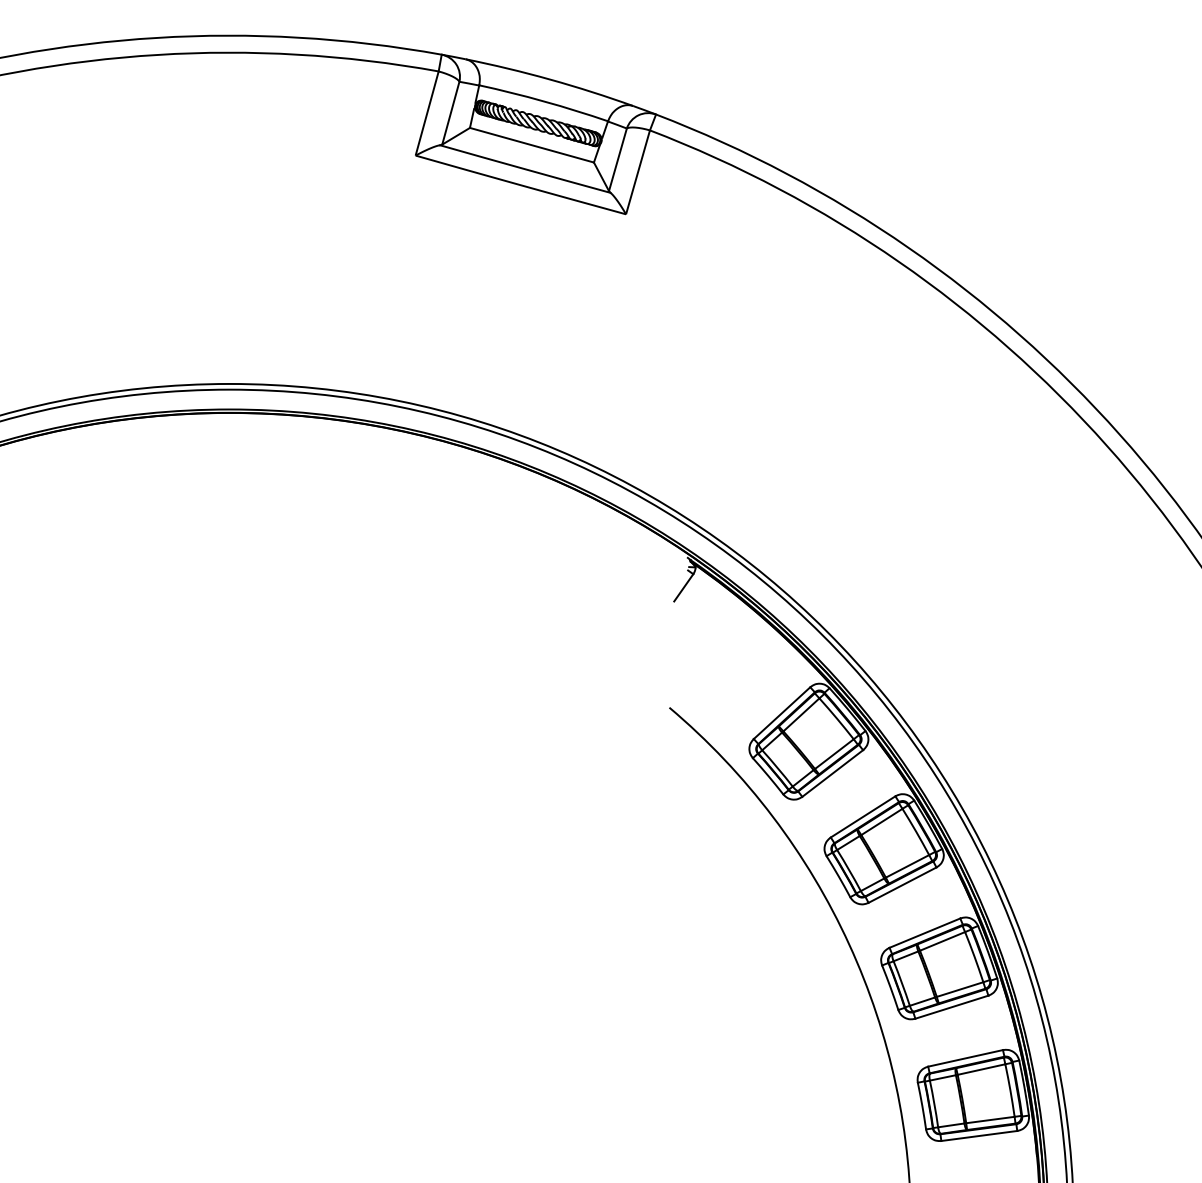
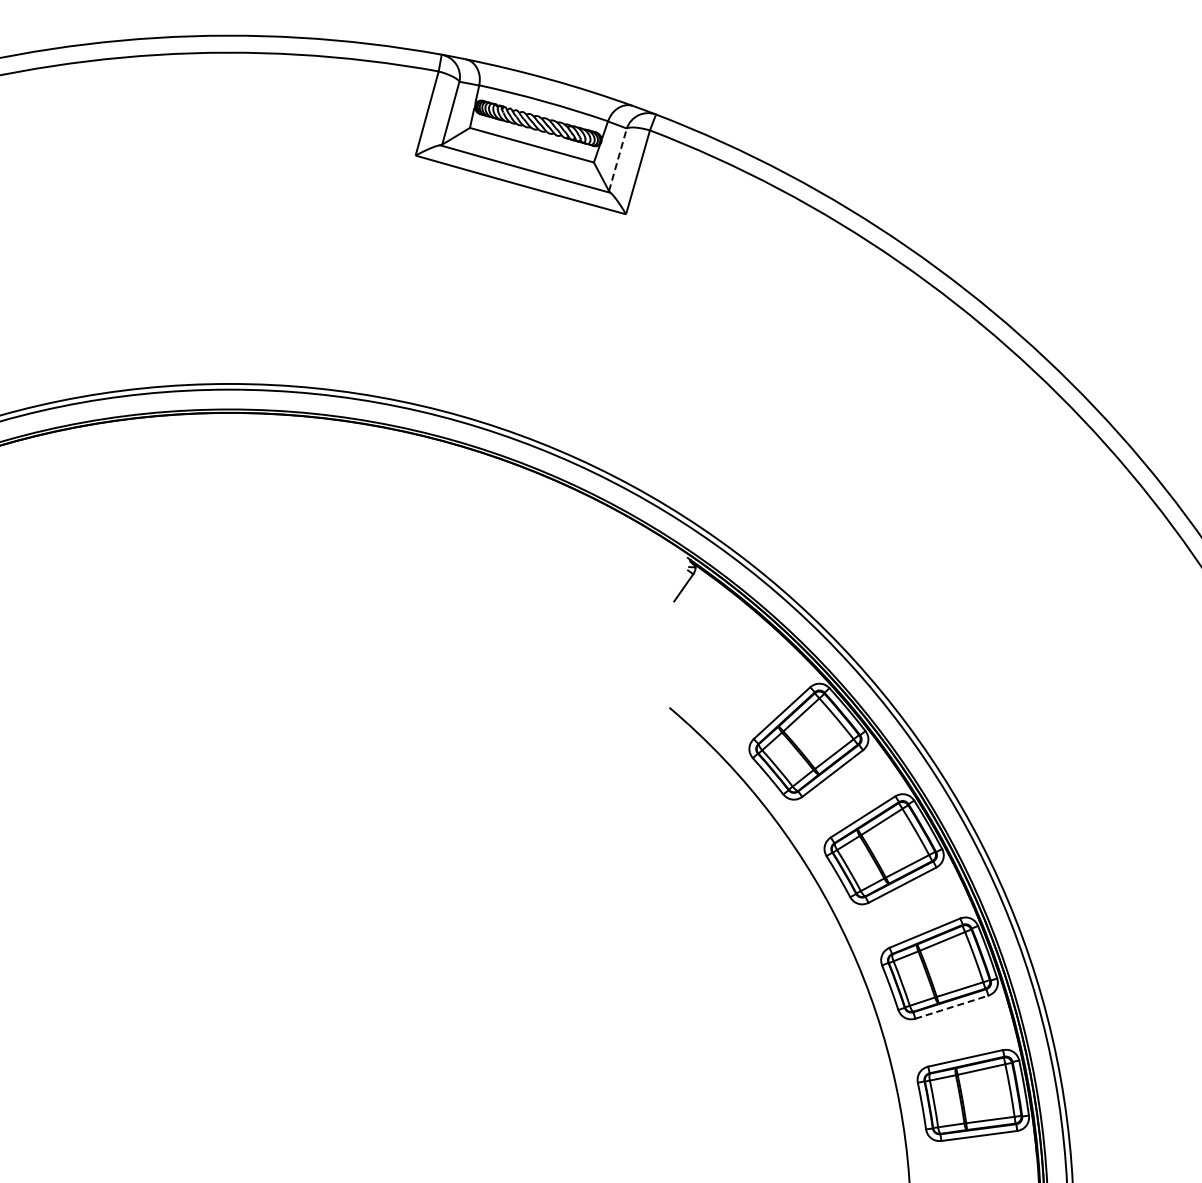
line: solid -> dashed (618, 158)
line: solid -> dashed (952, 1007)
